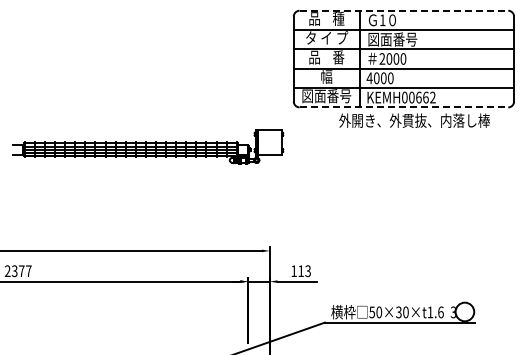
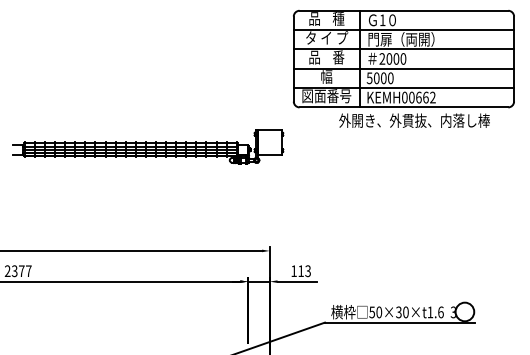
line: dashed -> solid (404, 10)
text: 図面番号 -> 門扉（両開） (401, 39)
text: 4000 -> 5000 (369, 78)
line: dashed -> solid (404, 107)
